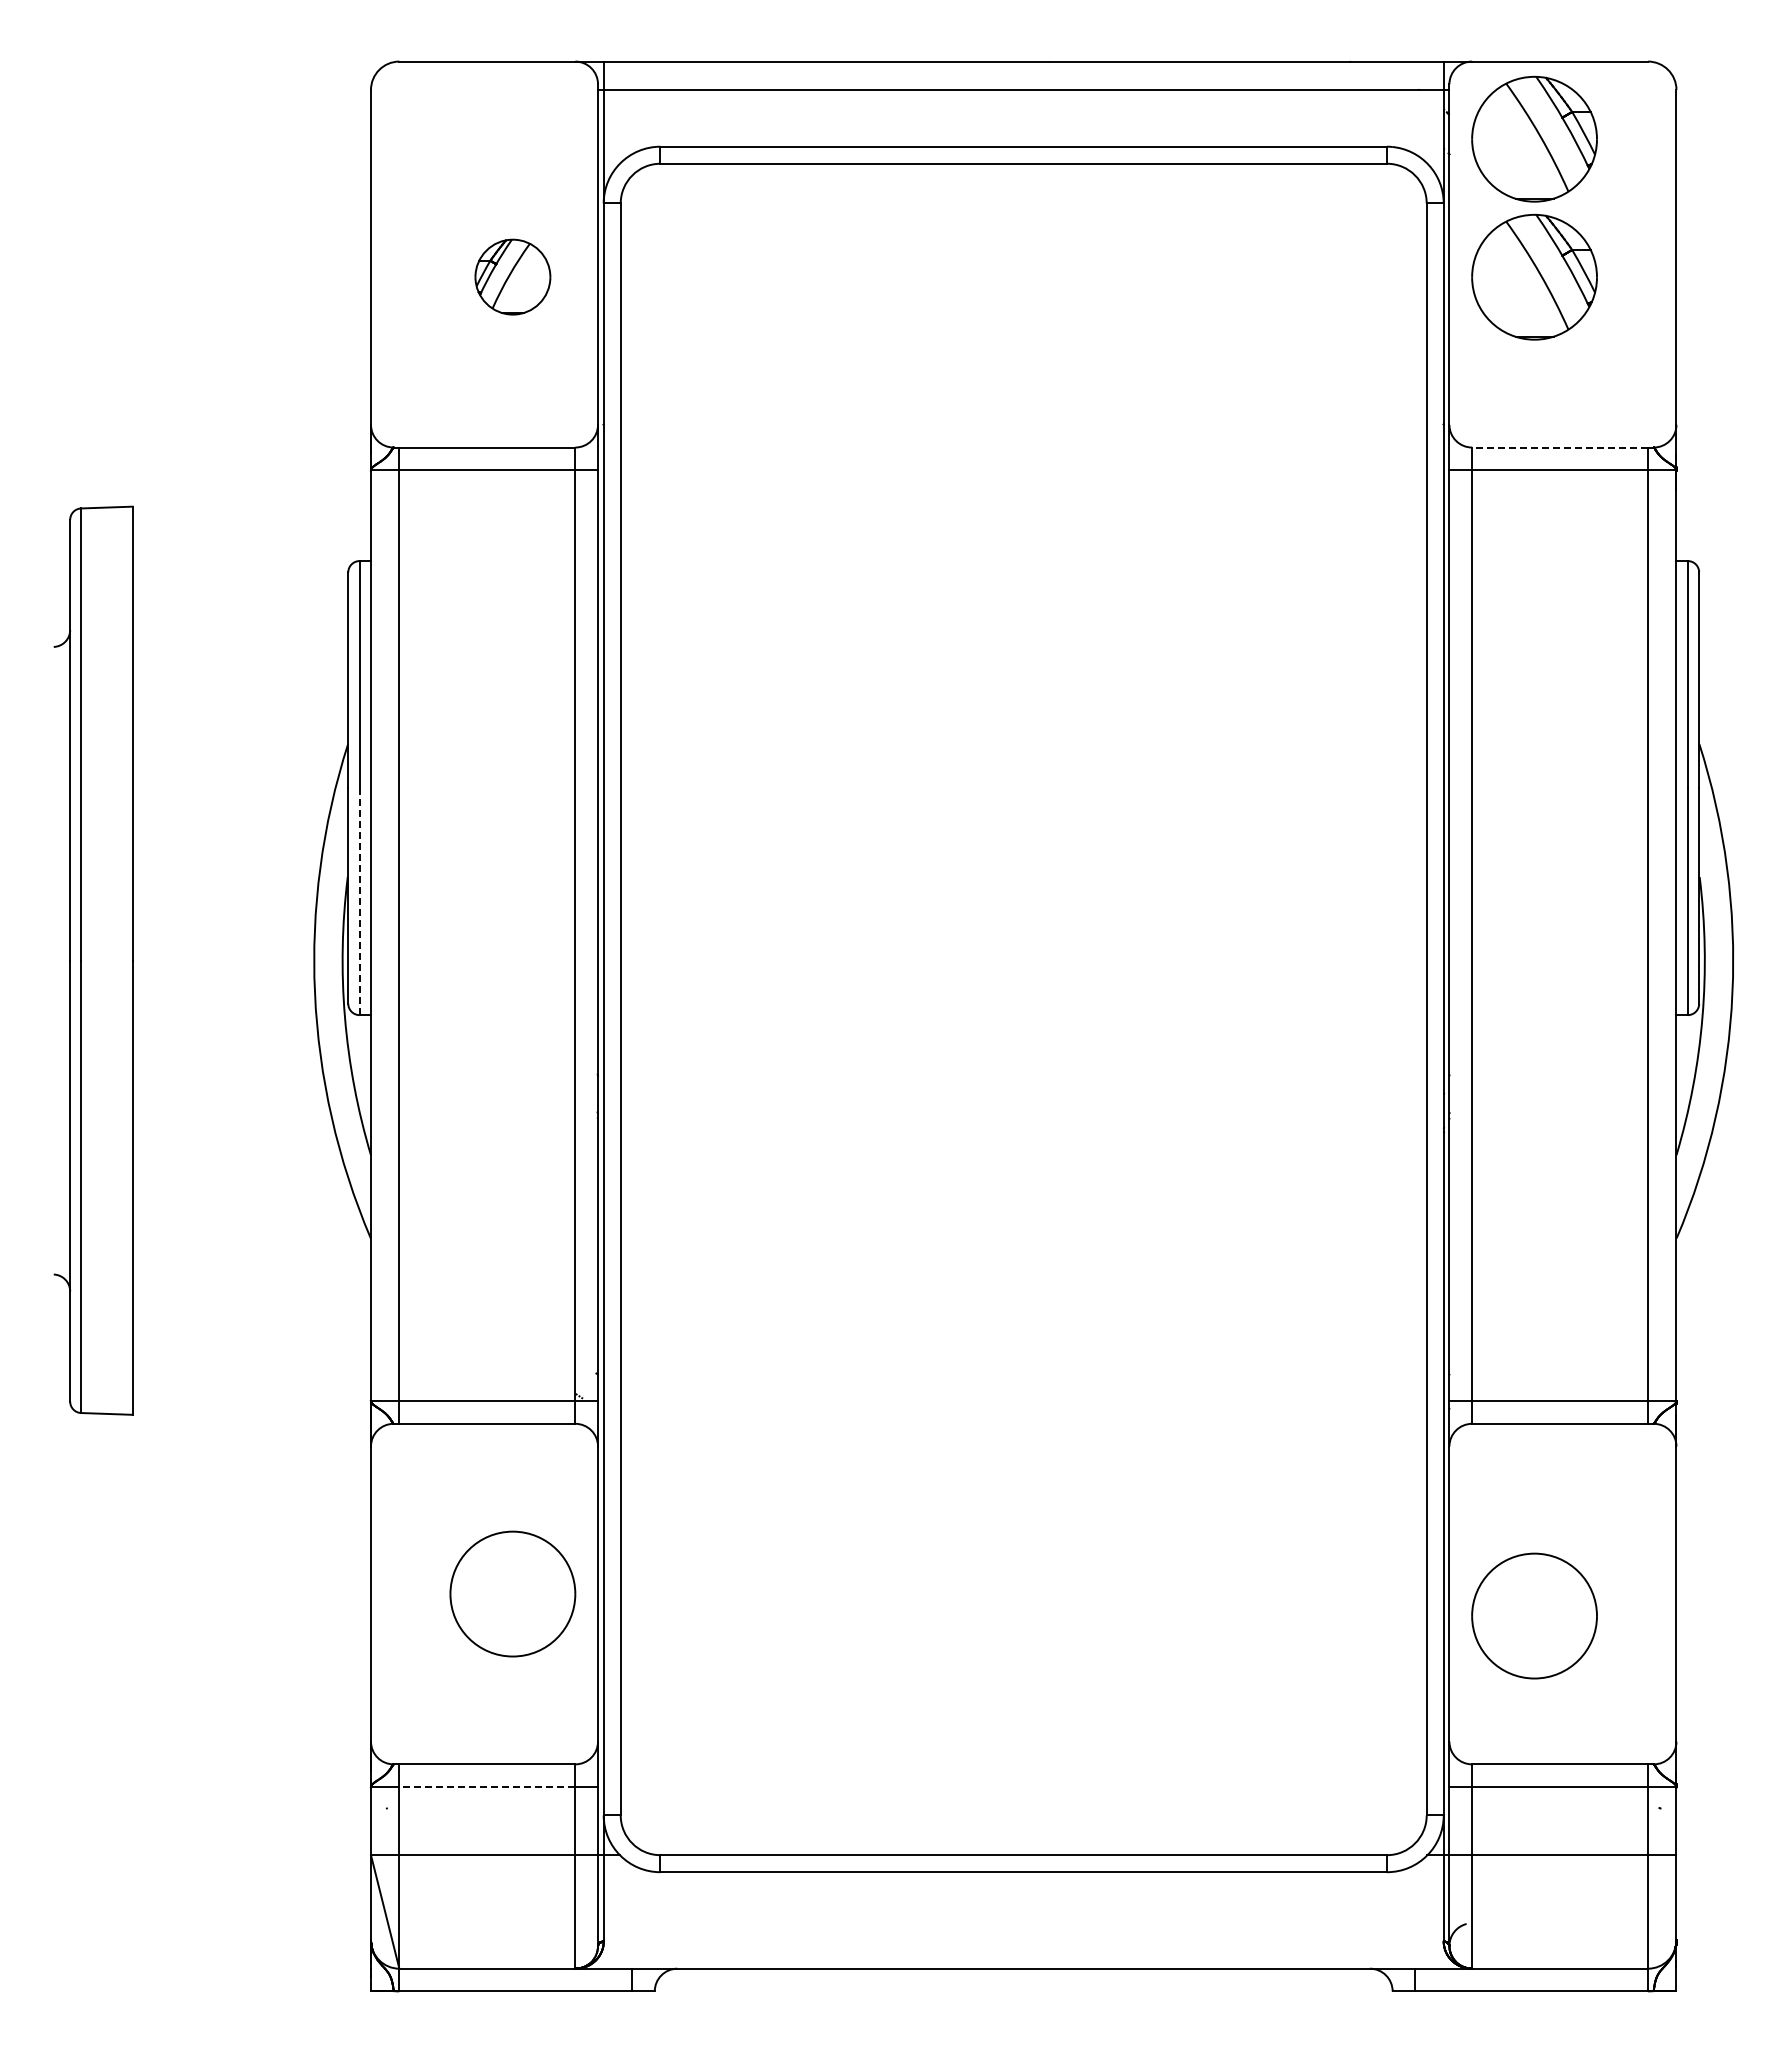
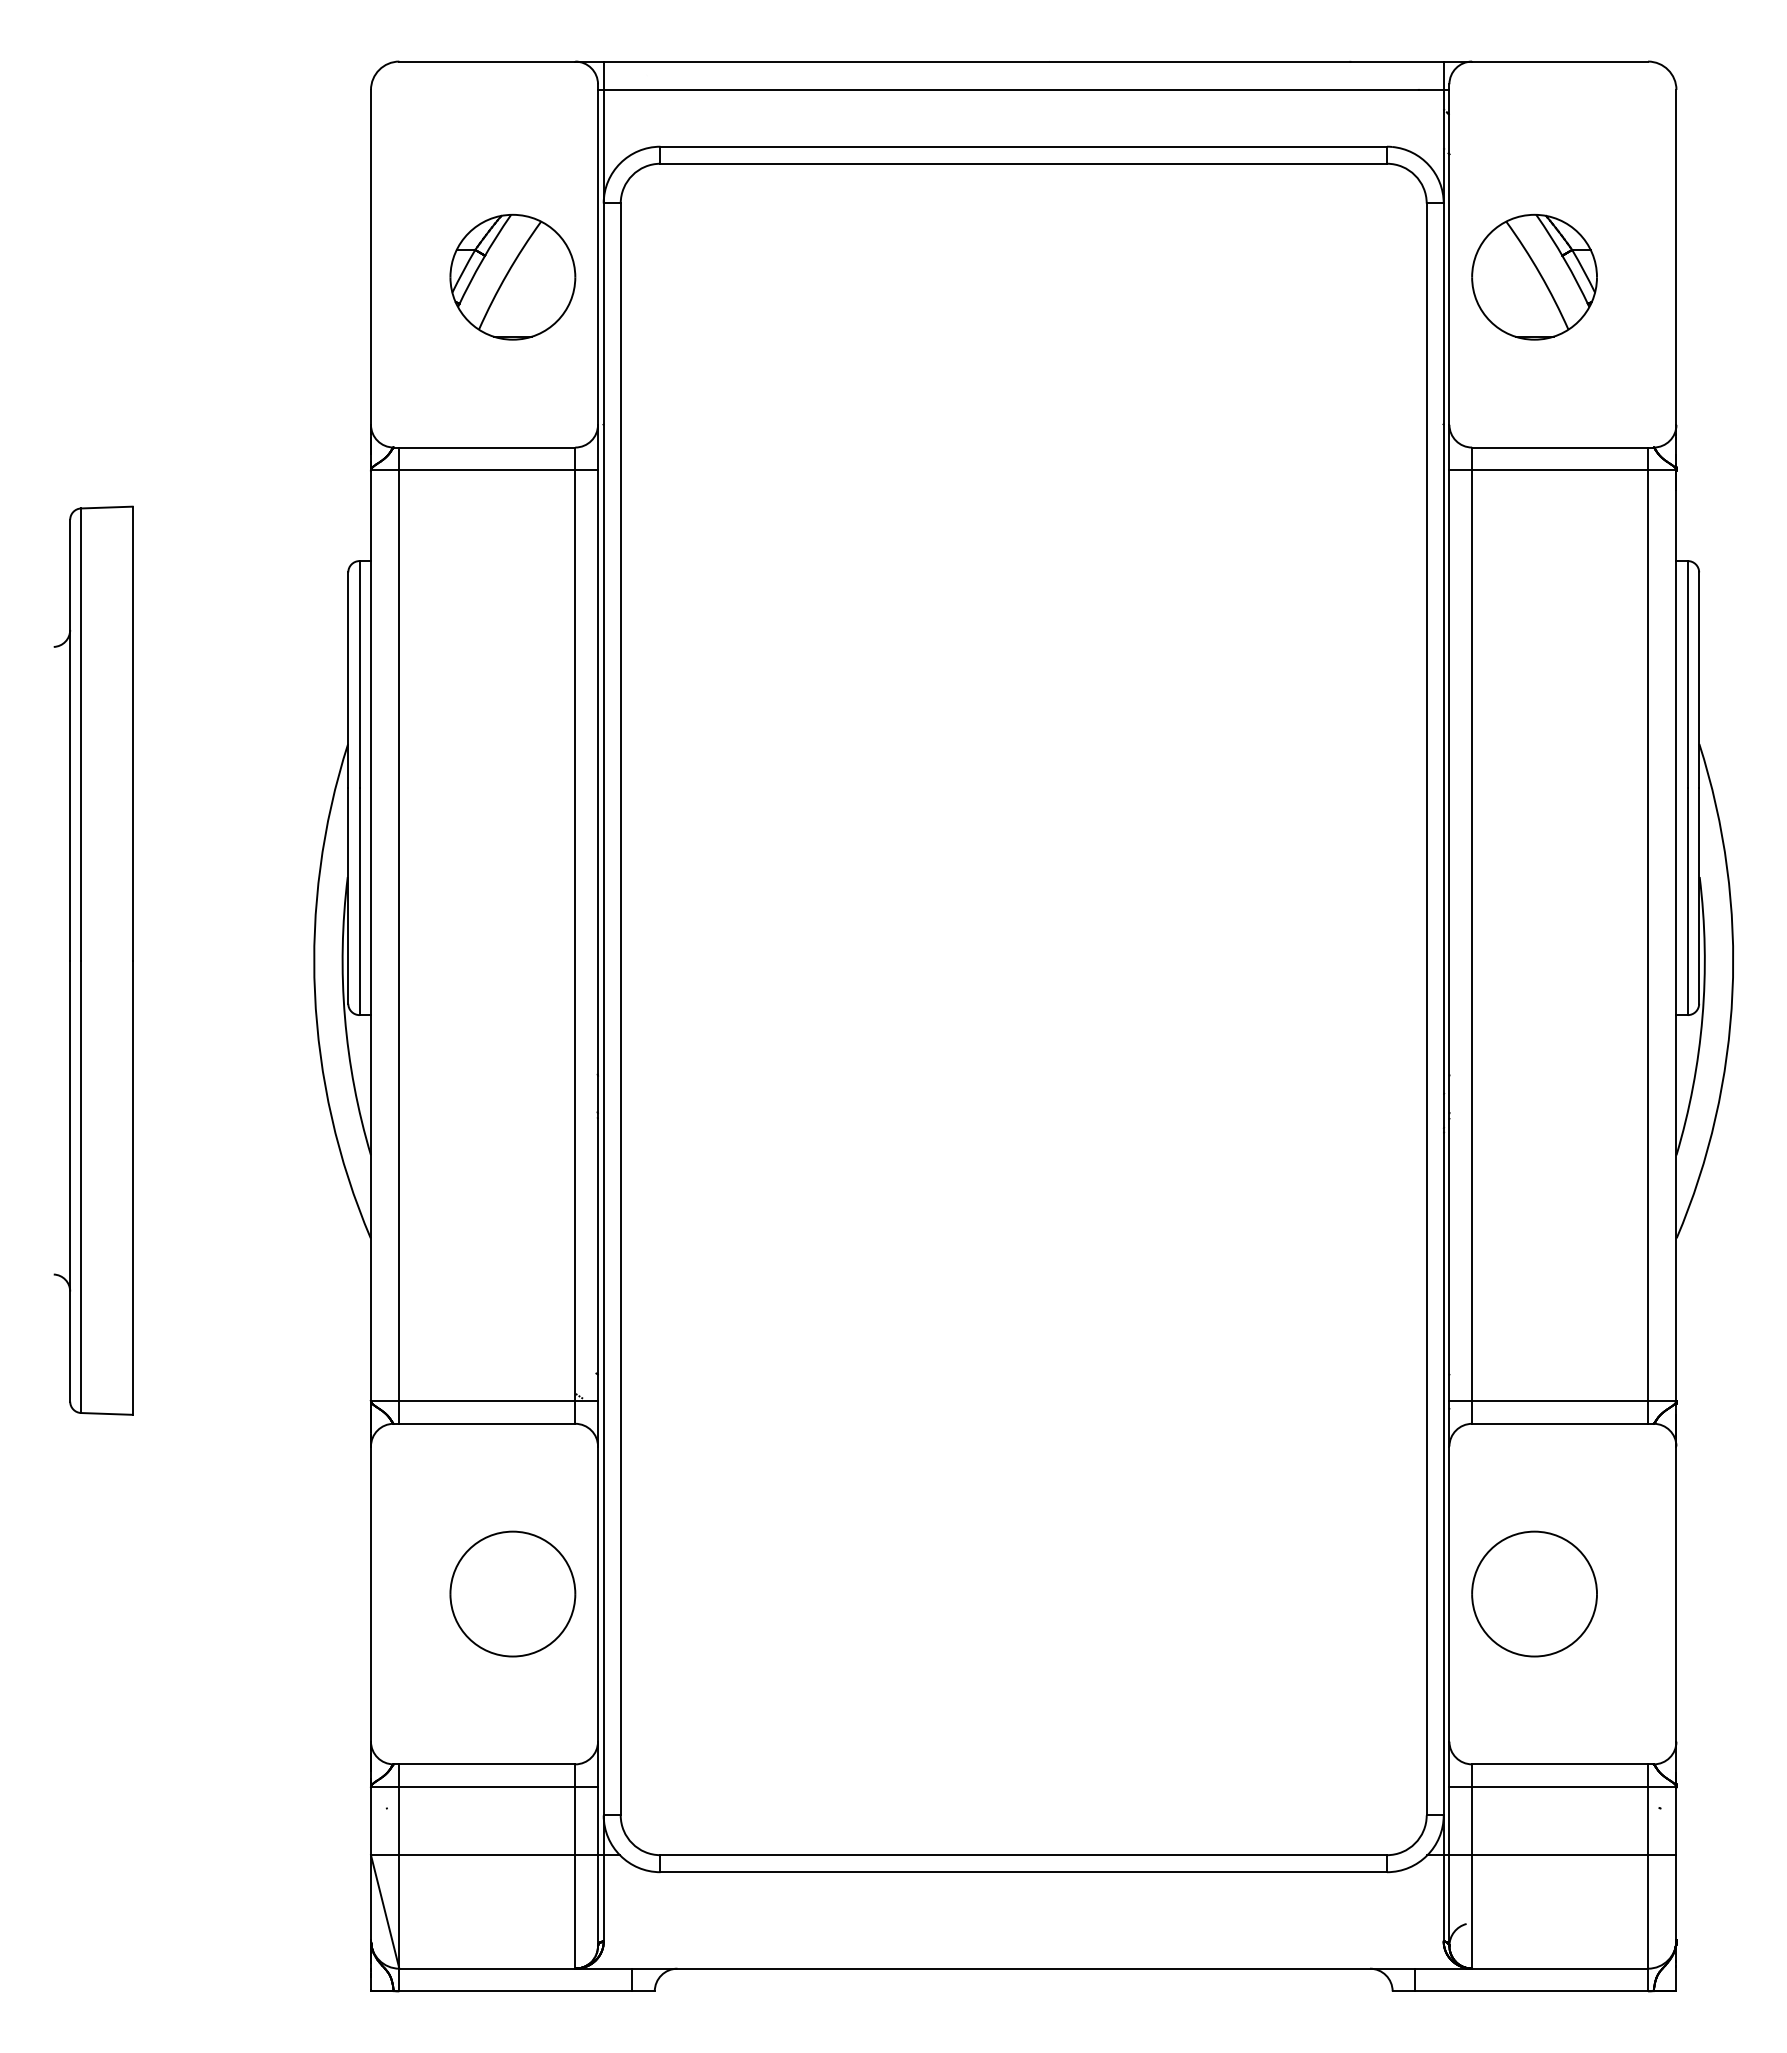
part: present -> none (1534, 138)
part size: 78x78 px -> 128x128 px (512, 276)
line: dashed -> solid (1560, 447)
line: dashed -> solid (359, 901)
part position: (1534, 1615) -> (1534, 1593) (1534, 1593)
line: dashed -> solid (487, 1787)
